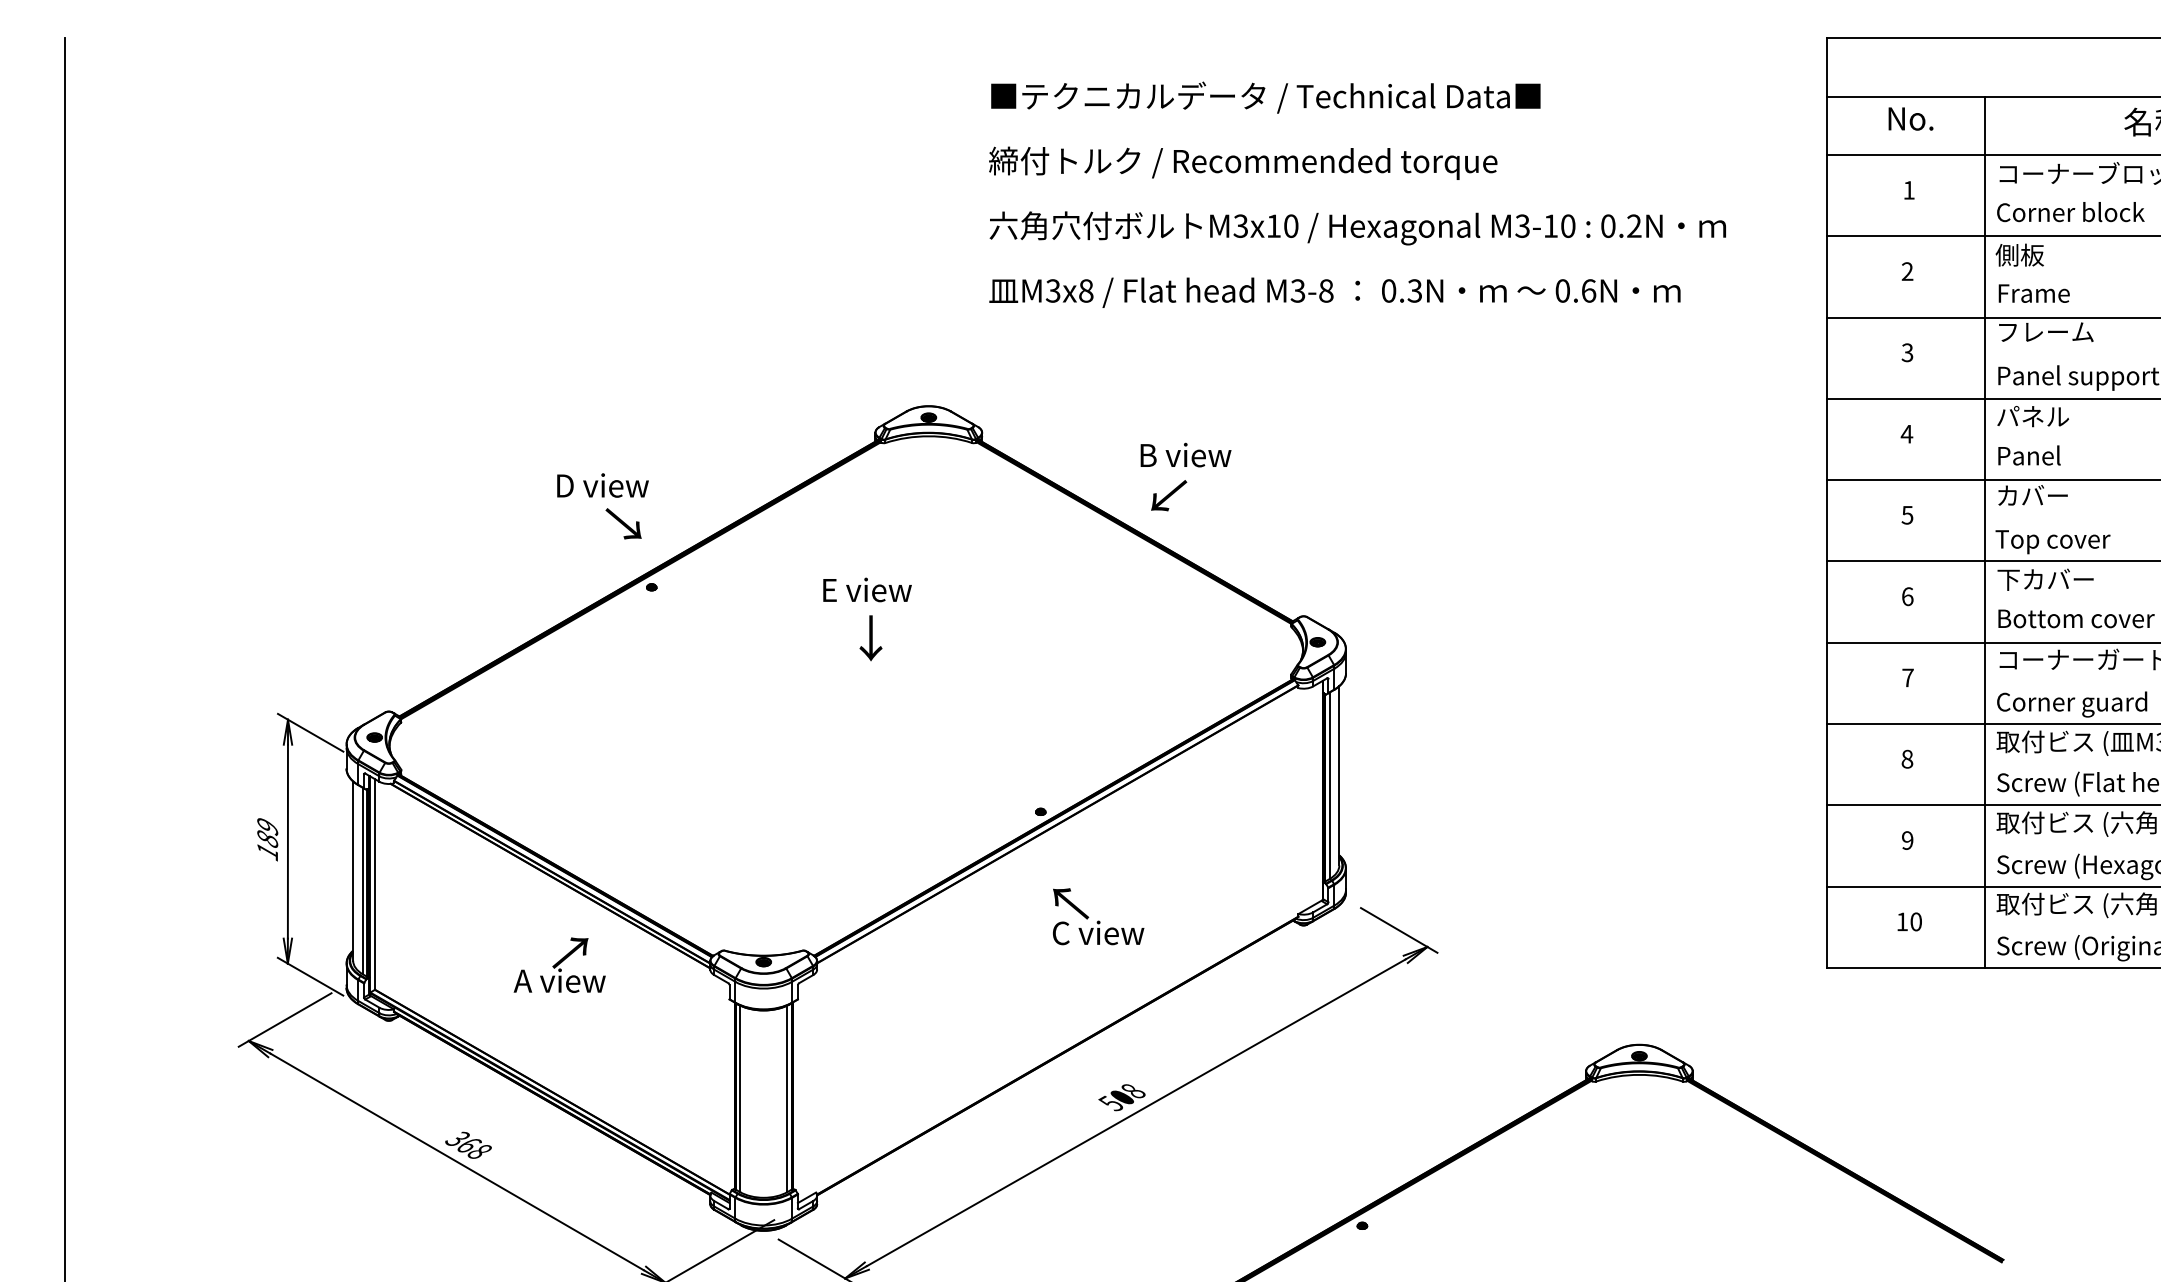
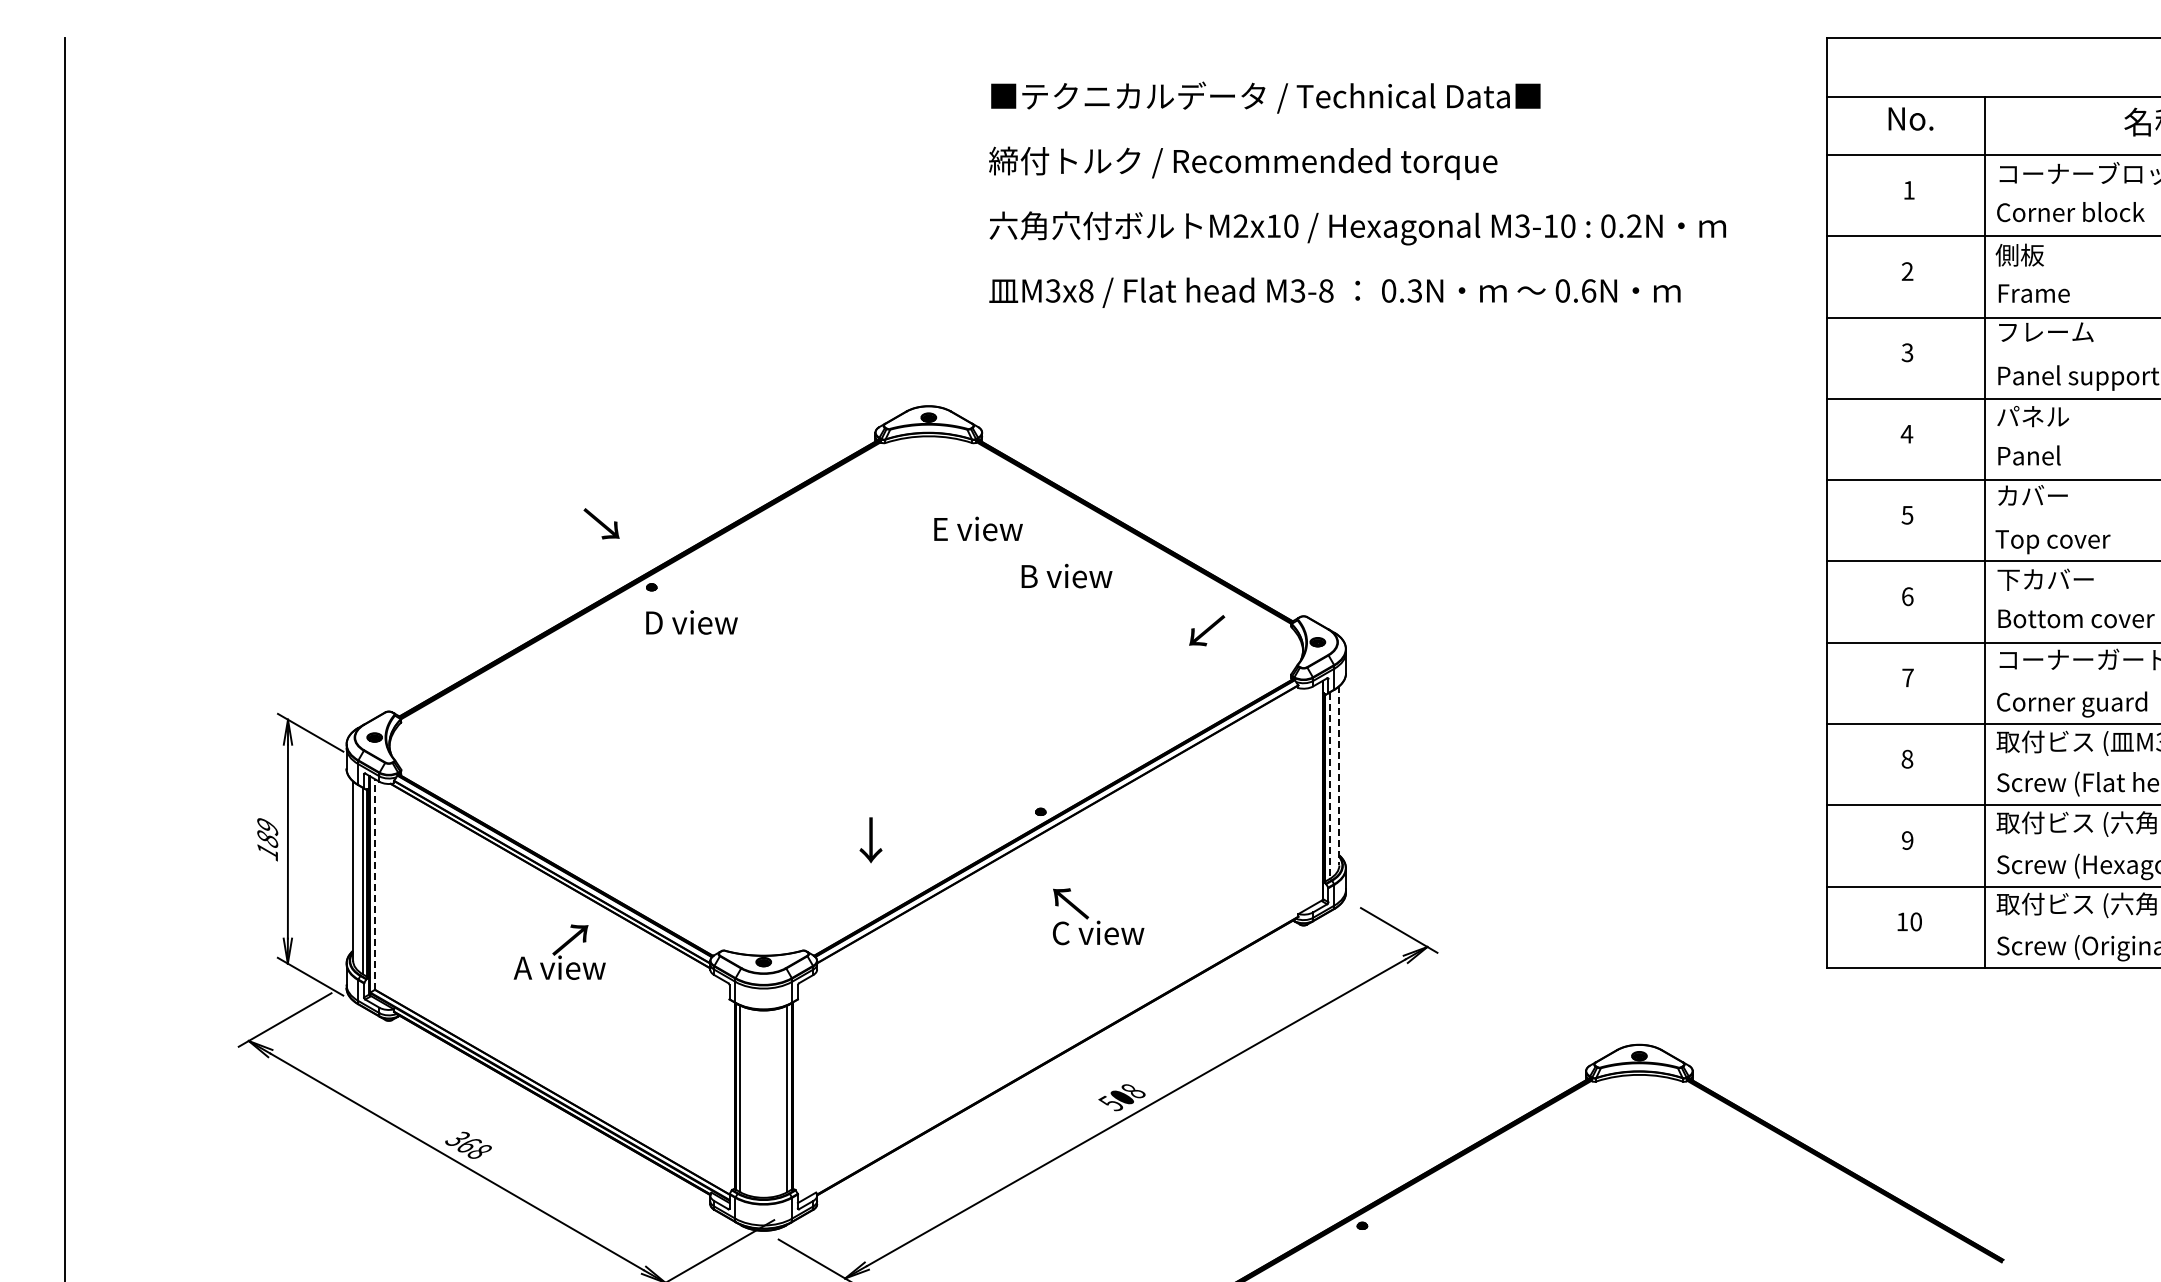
text: M3x10 -> M2x10 (1240, 226)
text position: (1185, 454) -> (1066, 575) (1066, 575)
text position: (602, 485) -> (691, 622) (691, 622)
text position: (1169, 495) -> (1207, 630) (1207, 630)
text position: (623, 523) -> (601, 523) (601, 523)
text position: (867, 589) -> (978, 528) (978, 528)
text position: (870, 638) -> (870, 840) (870, 840)
line: solid -> dashed (1339, 775)
line: solid -> dashed (1329, 786)
line: solid -> dashed (375, 884)
text position: (559, 964) -> (559, 951) (559, 951)
